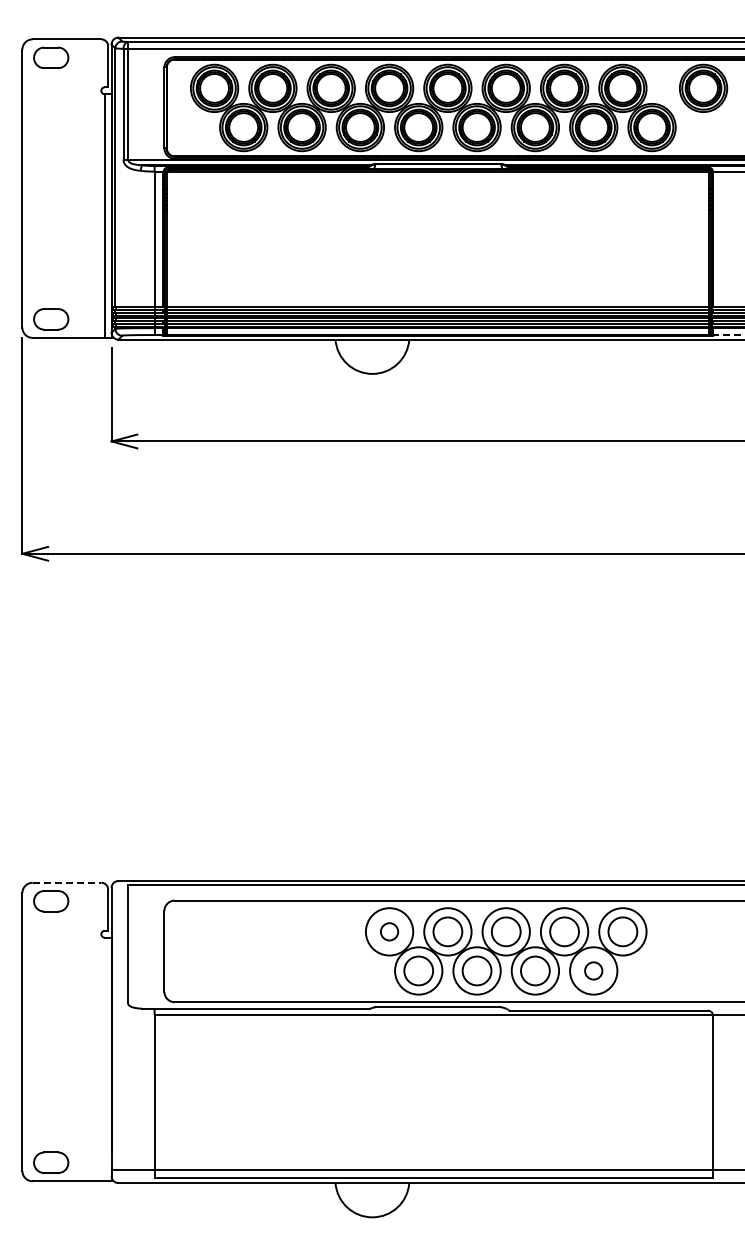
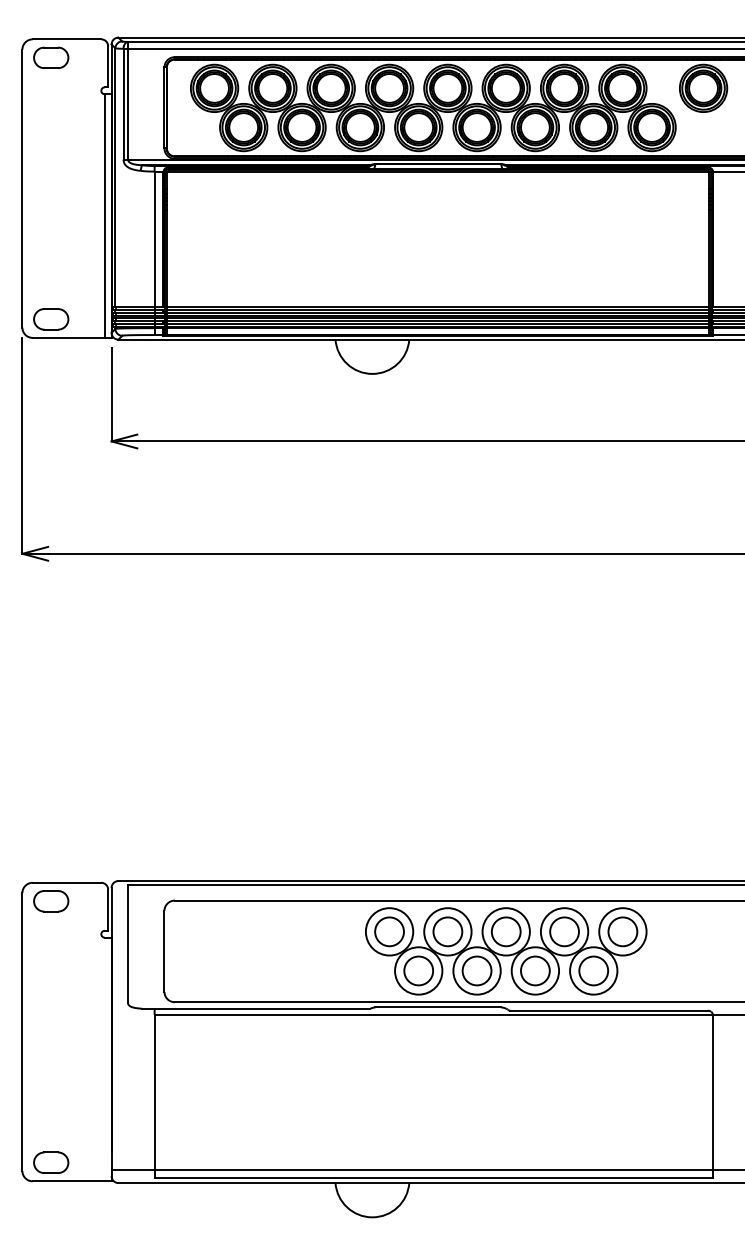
line: dashed -> solid (728, 335)
line: dashed -> solid (67, 882)
circle diameter: 17 px -> 29 px (389, 931)
circle diameter: 17 px -> 29 px (593, 970)
